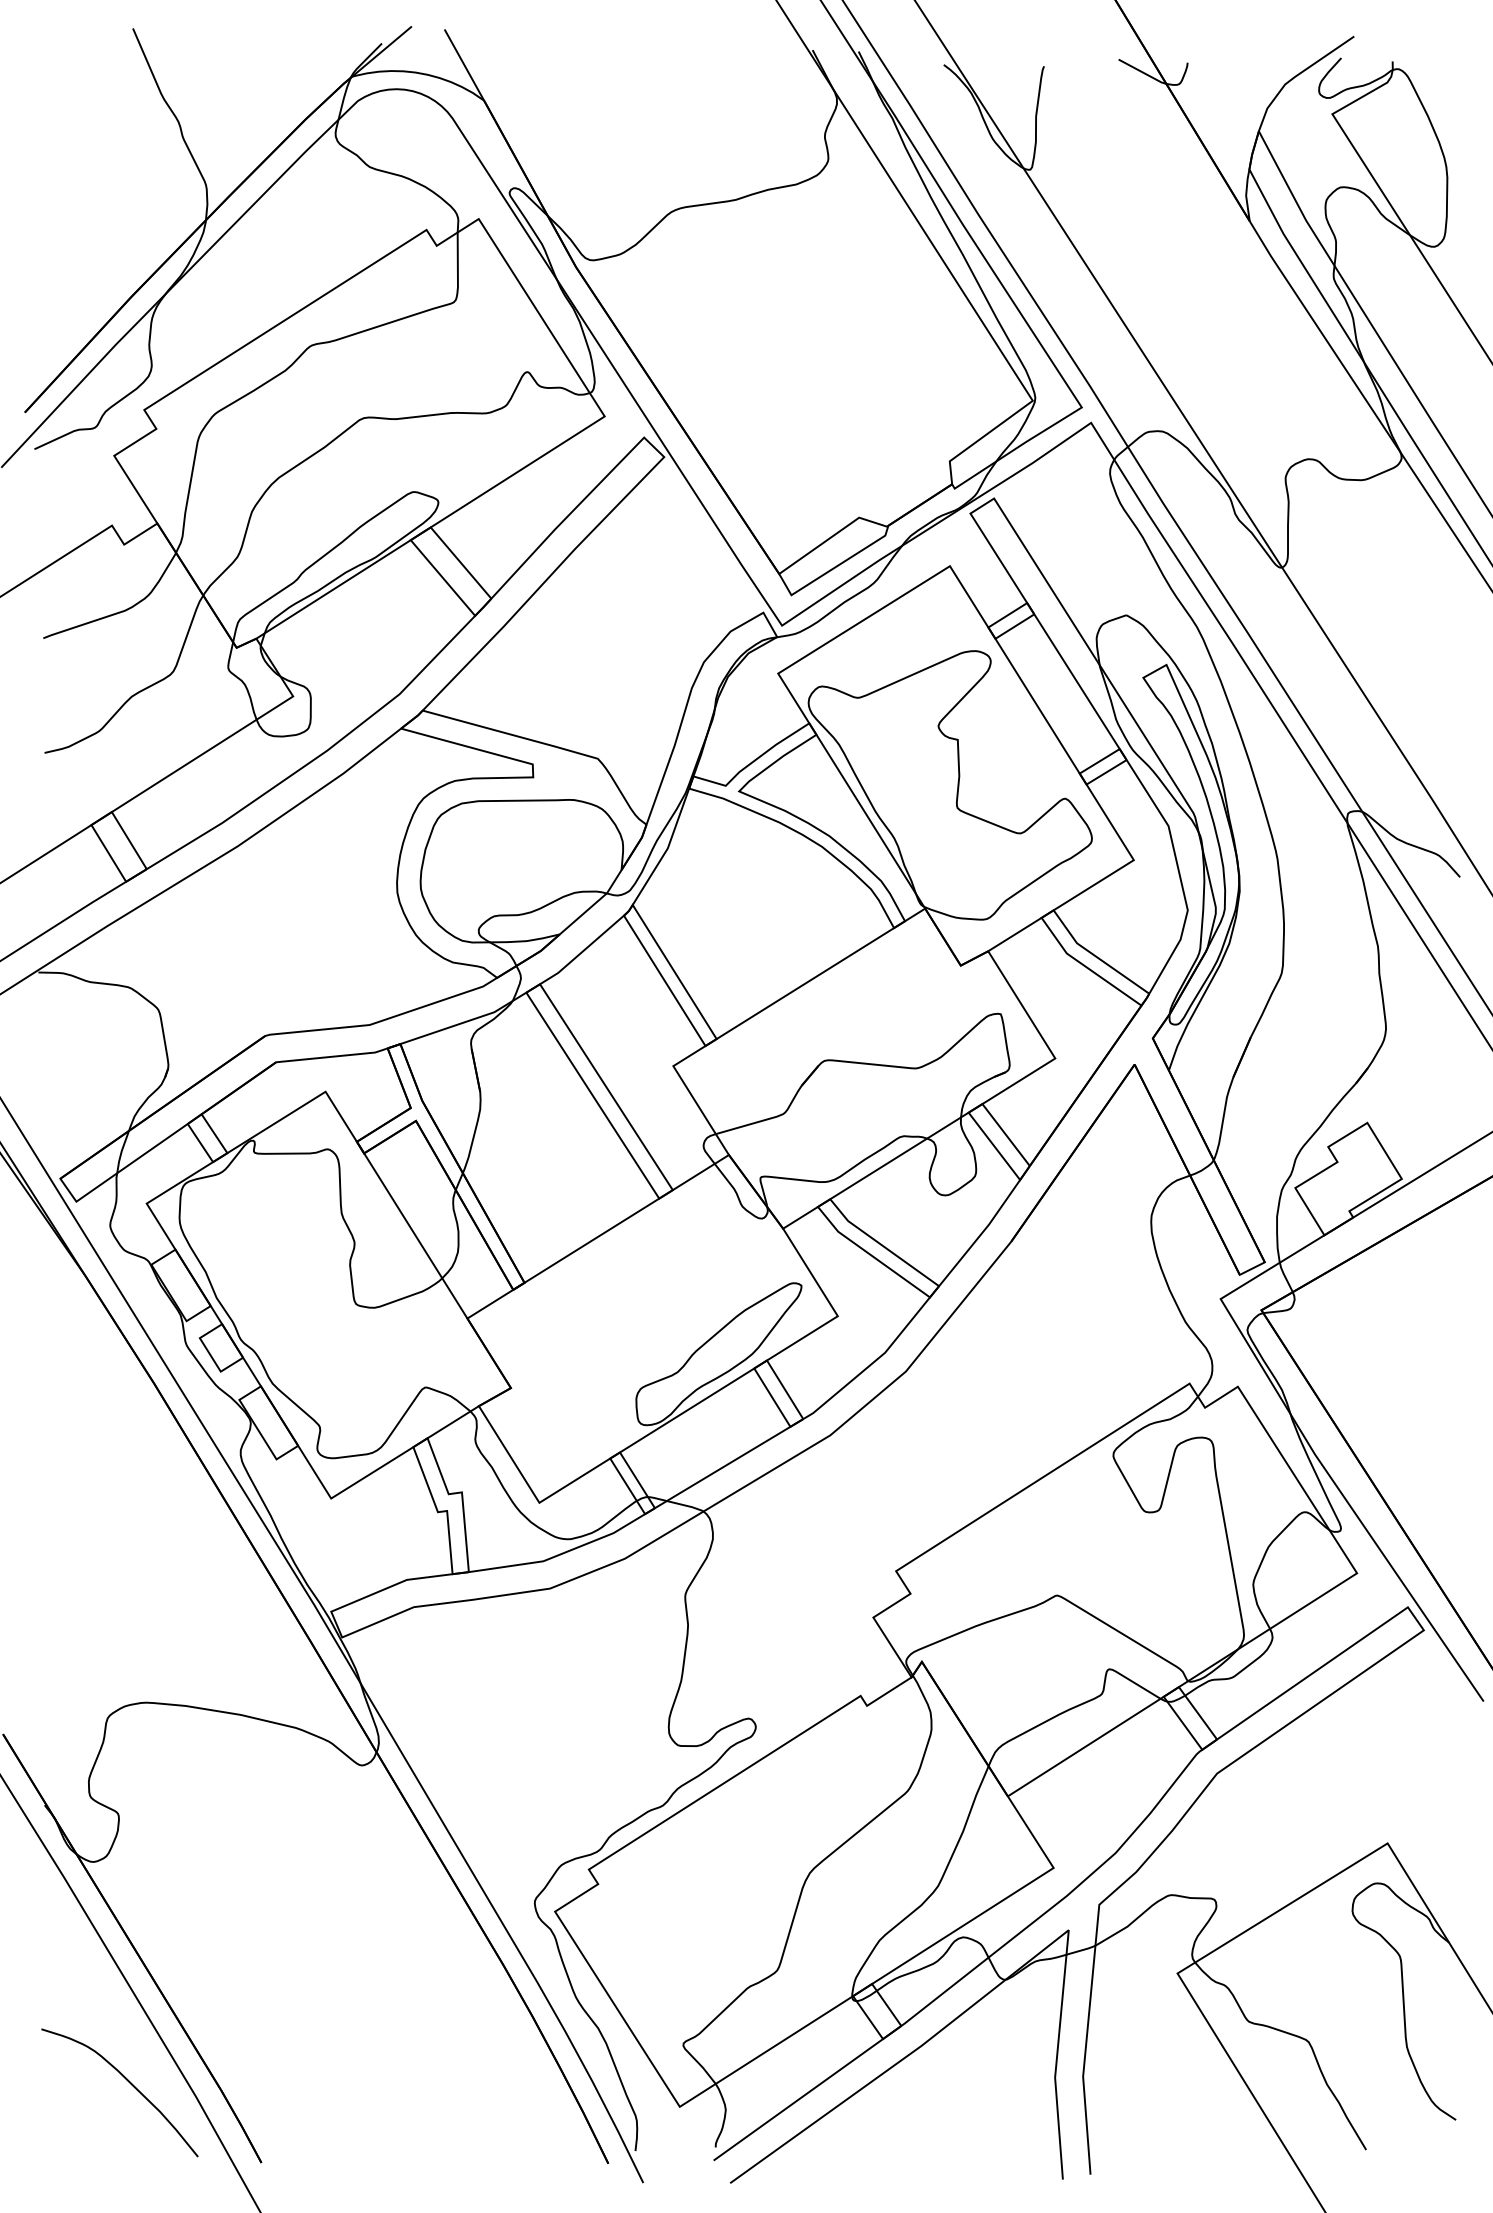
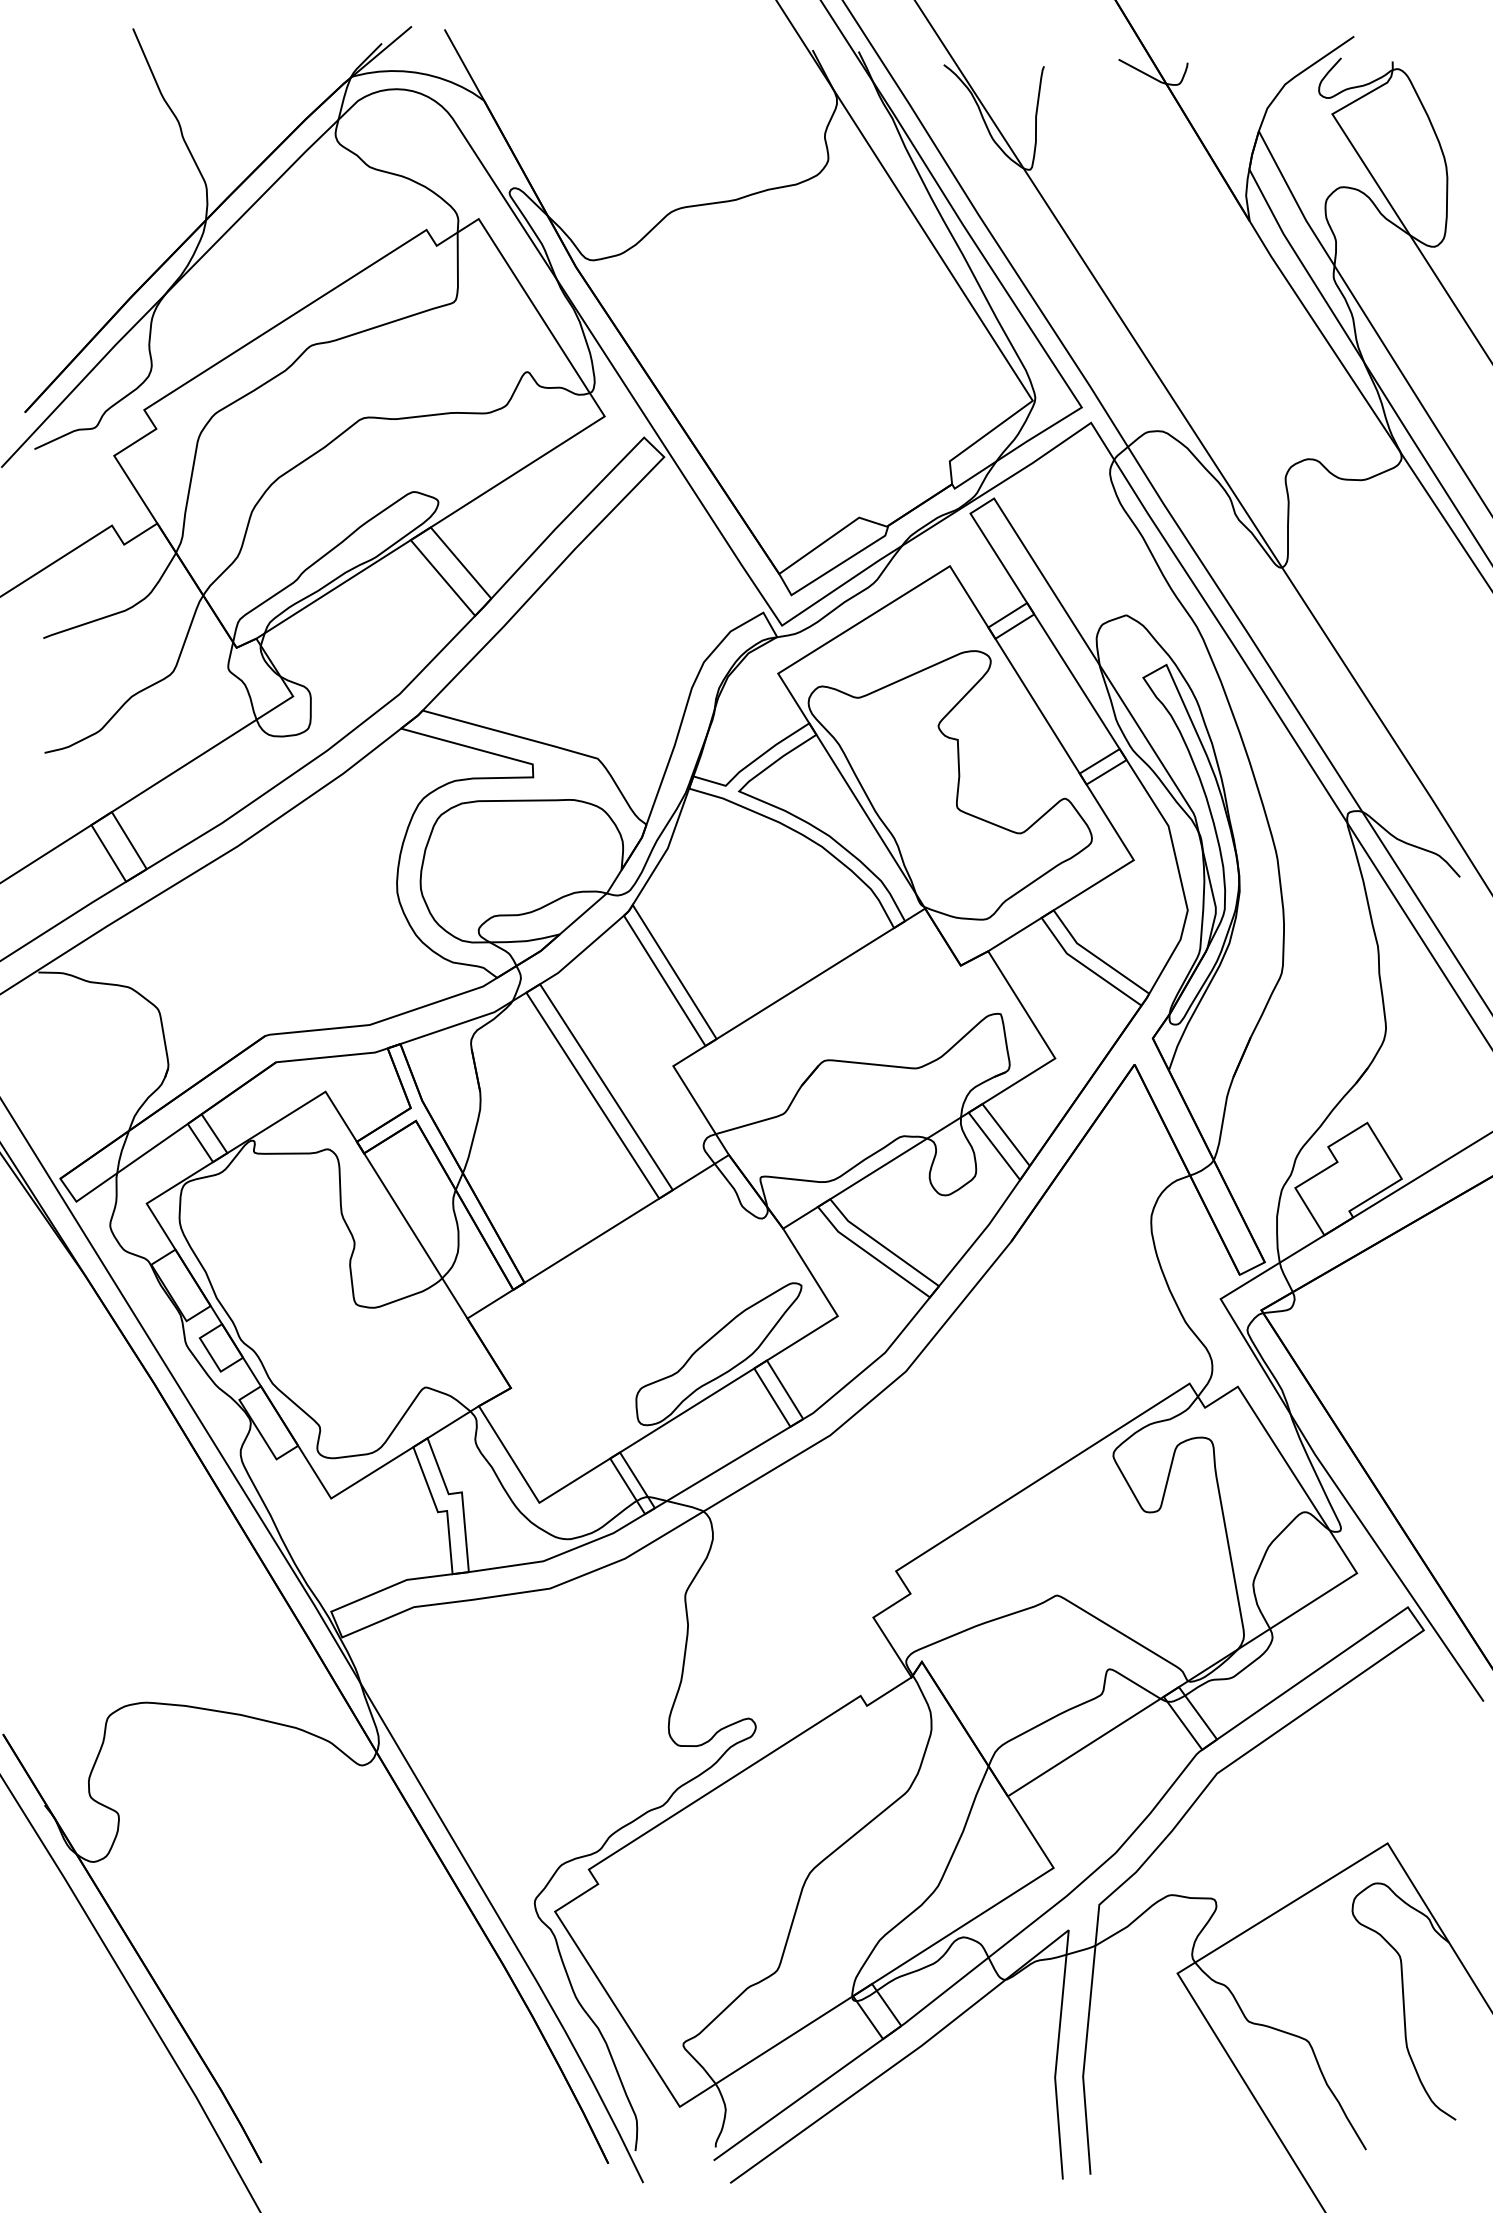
curve: present -> none (128, 2082)
